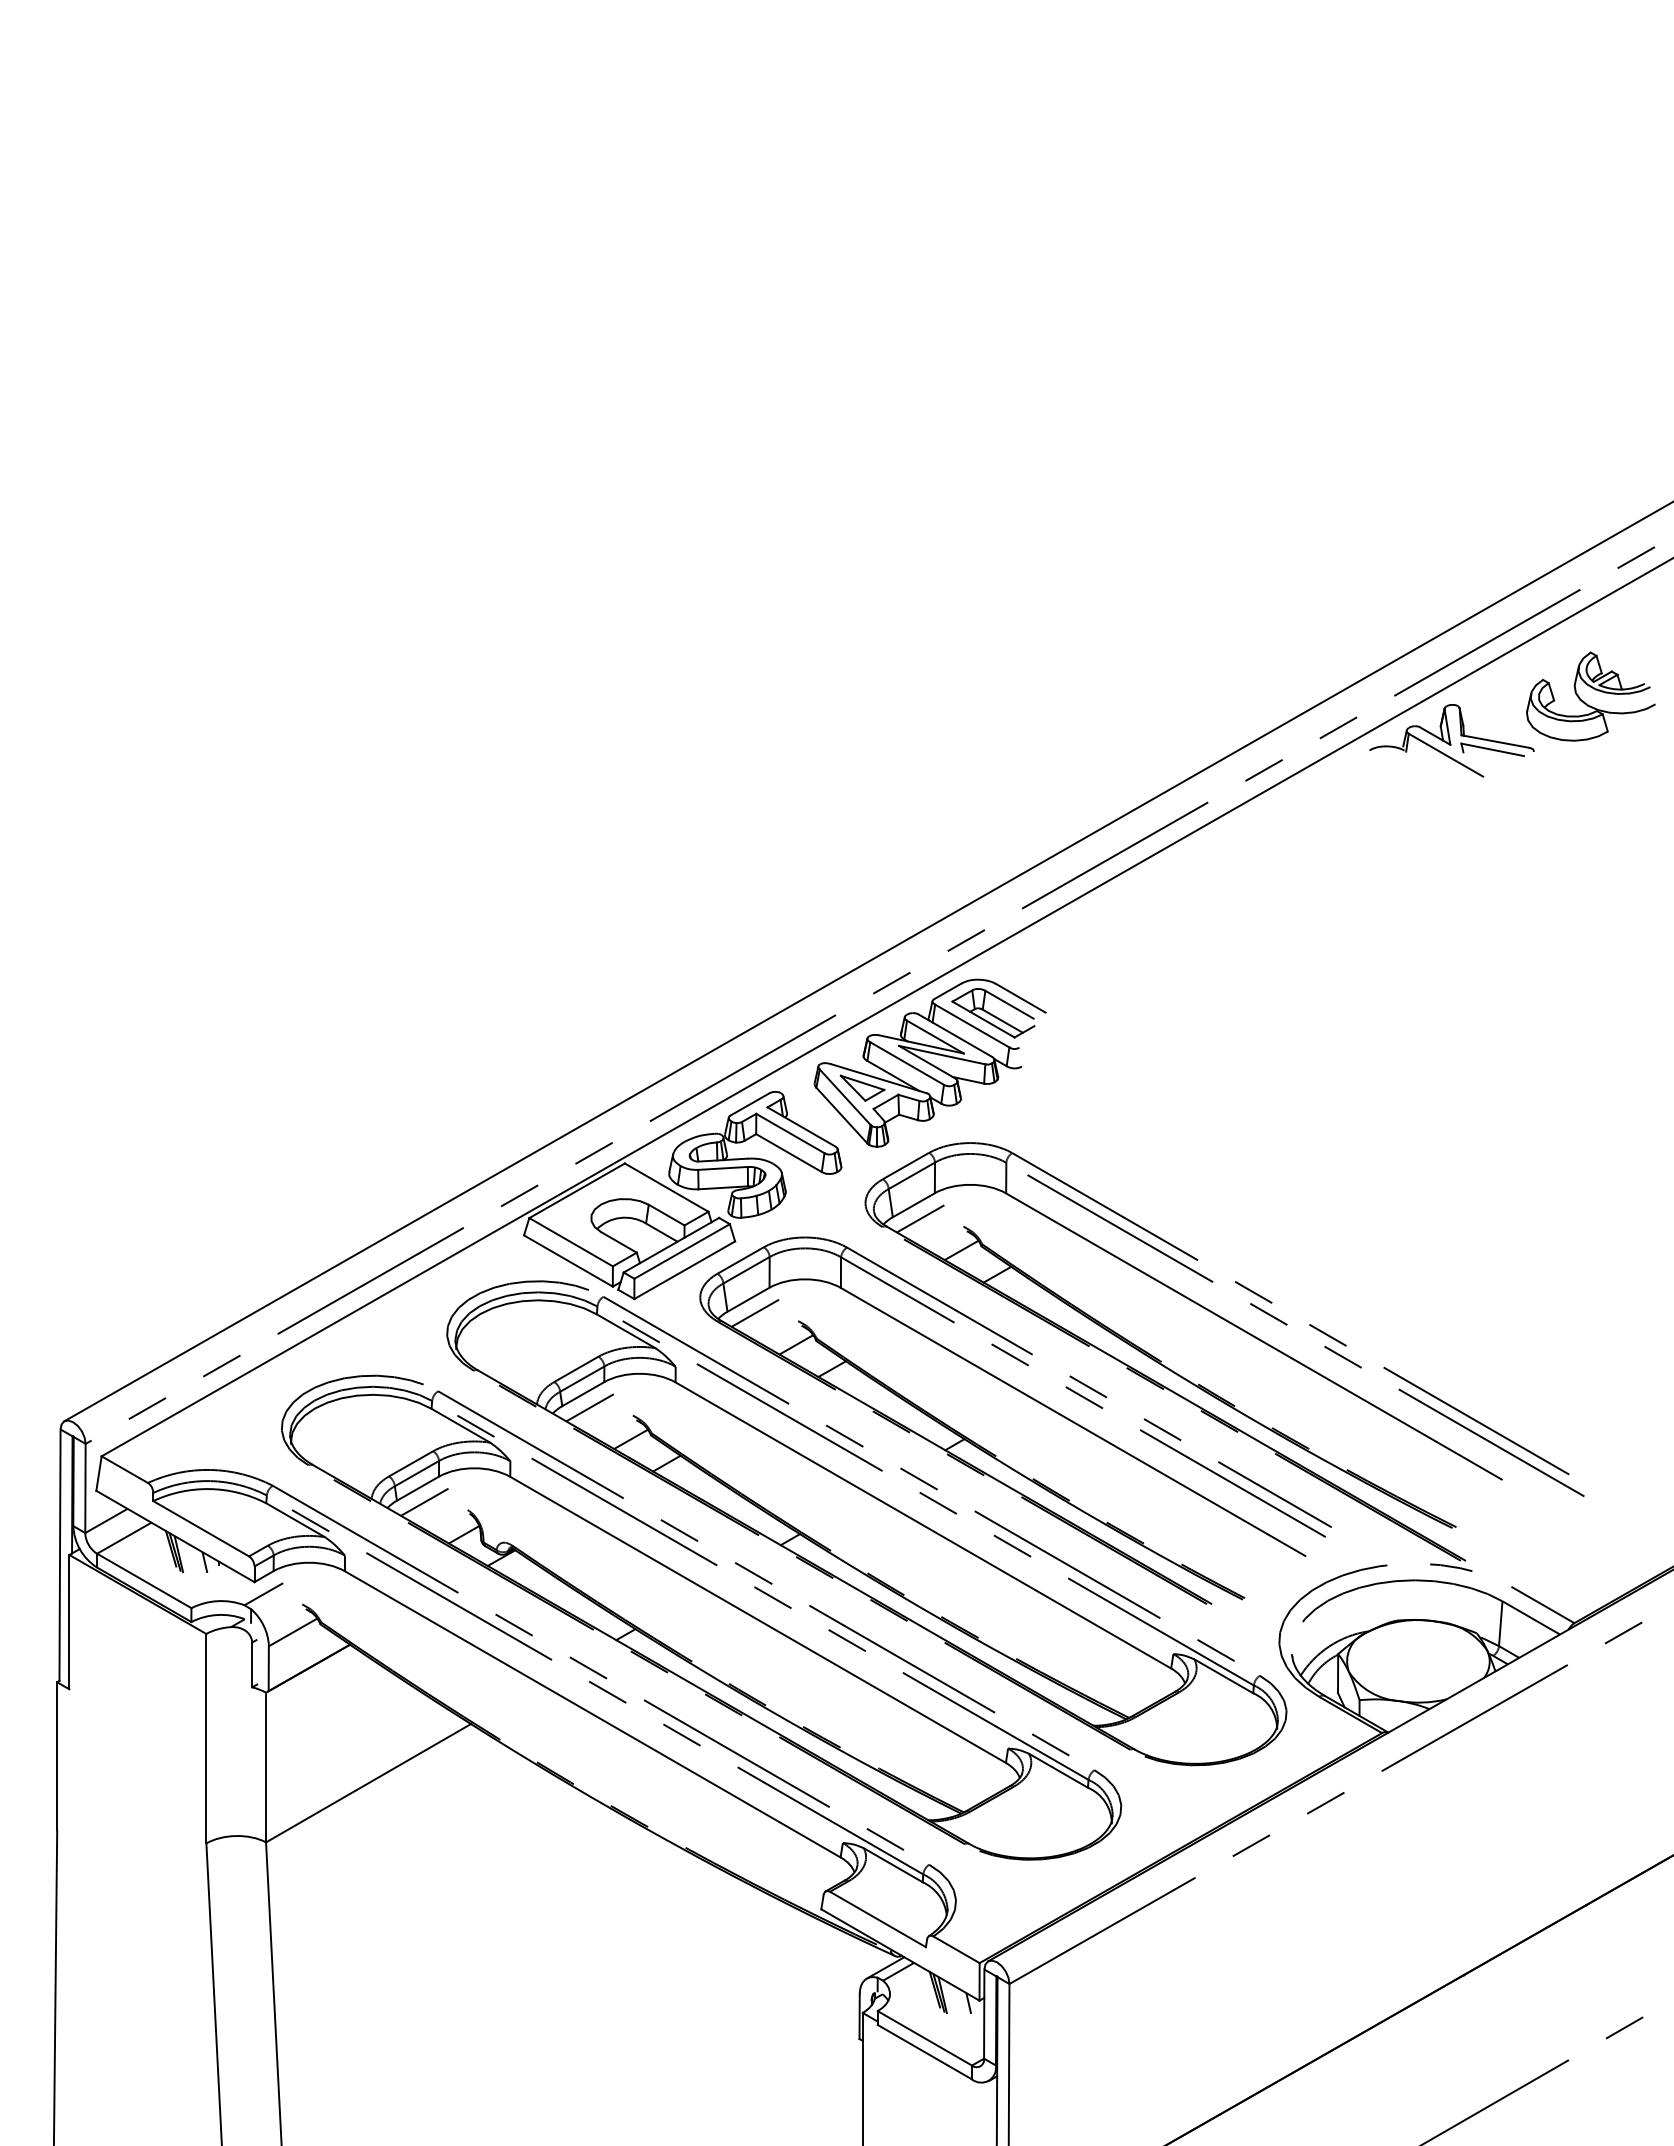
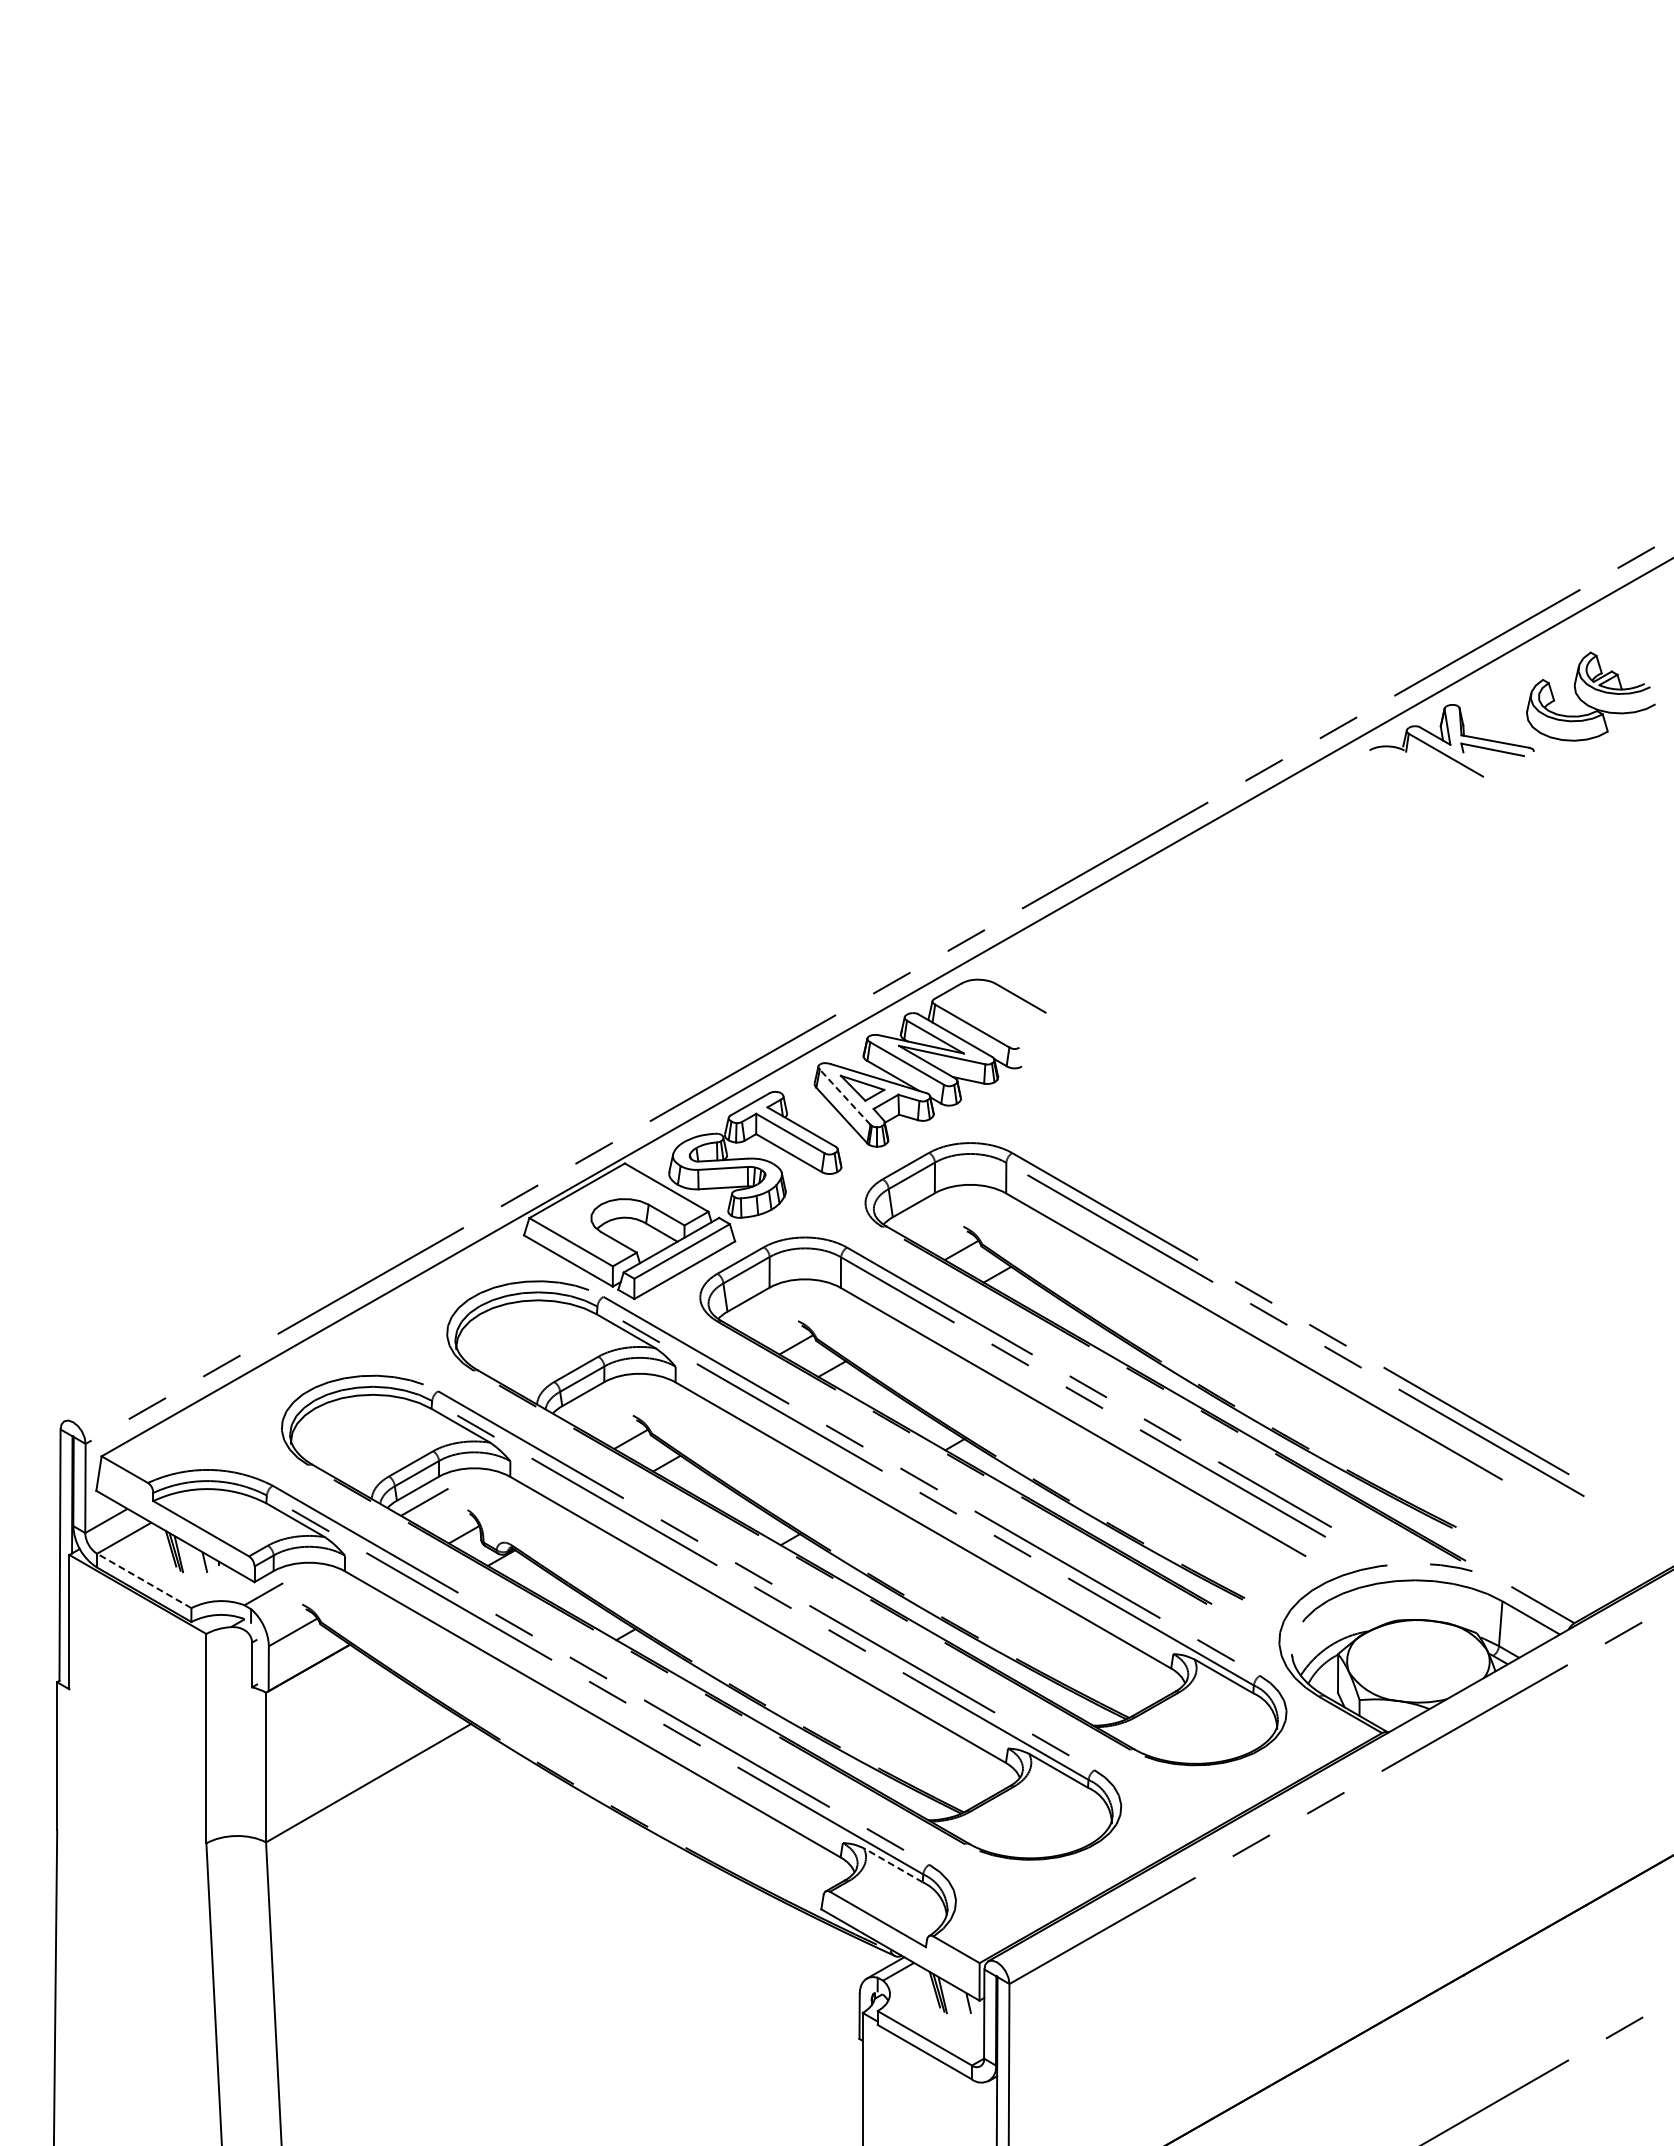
line: present -> none (867, 962)
part: present -> none (993, 1013)
line: solid -> dashed (845, 1097)
line: present -> none (920, 1218)
line: present -> none (755, 1312)
line: present -> none (589, 1407)
line: solid -> dashed (143, 1580)
line: solid -> dashed (893, 1865)
